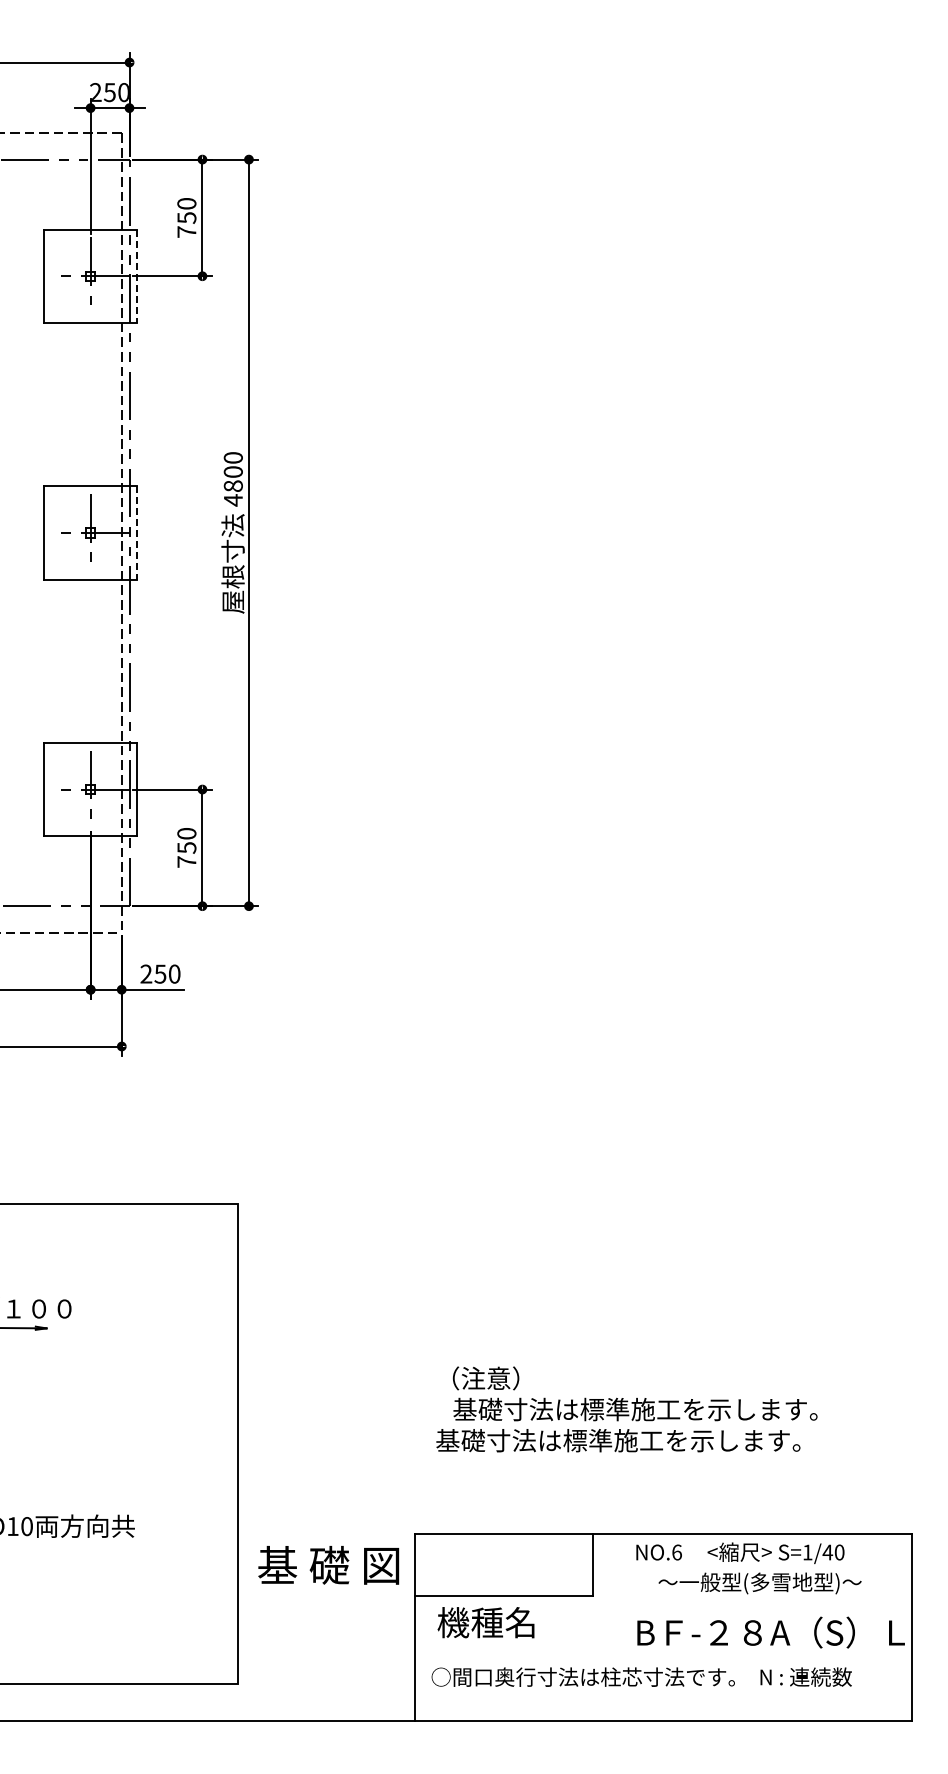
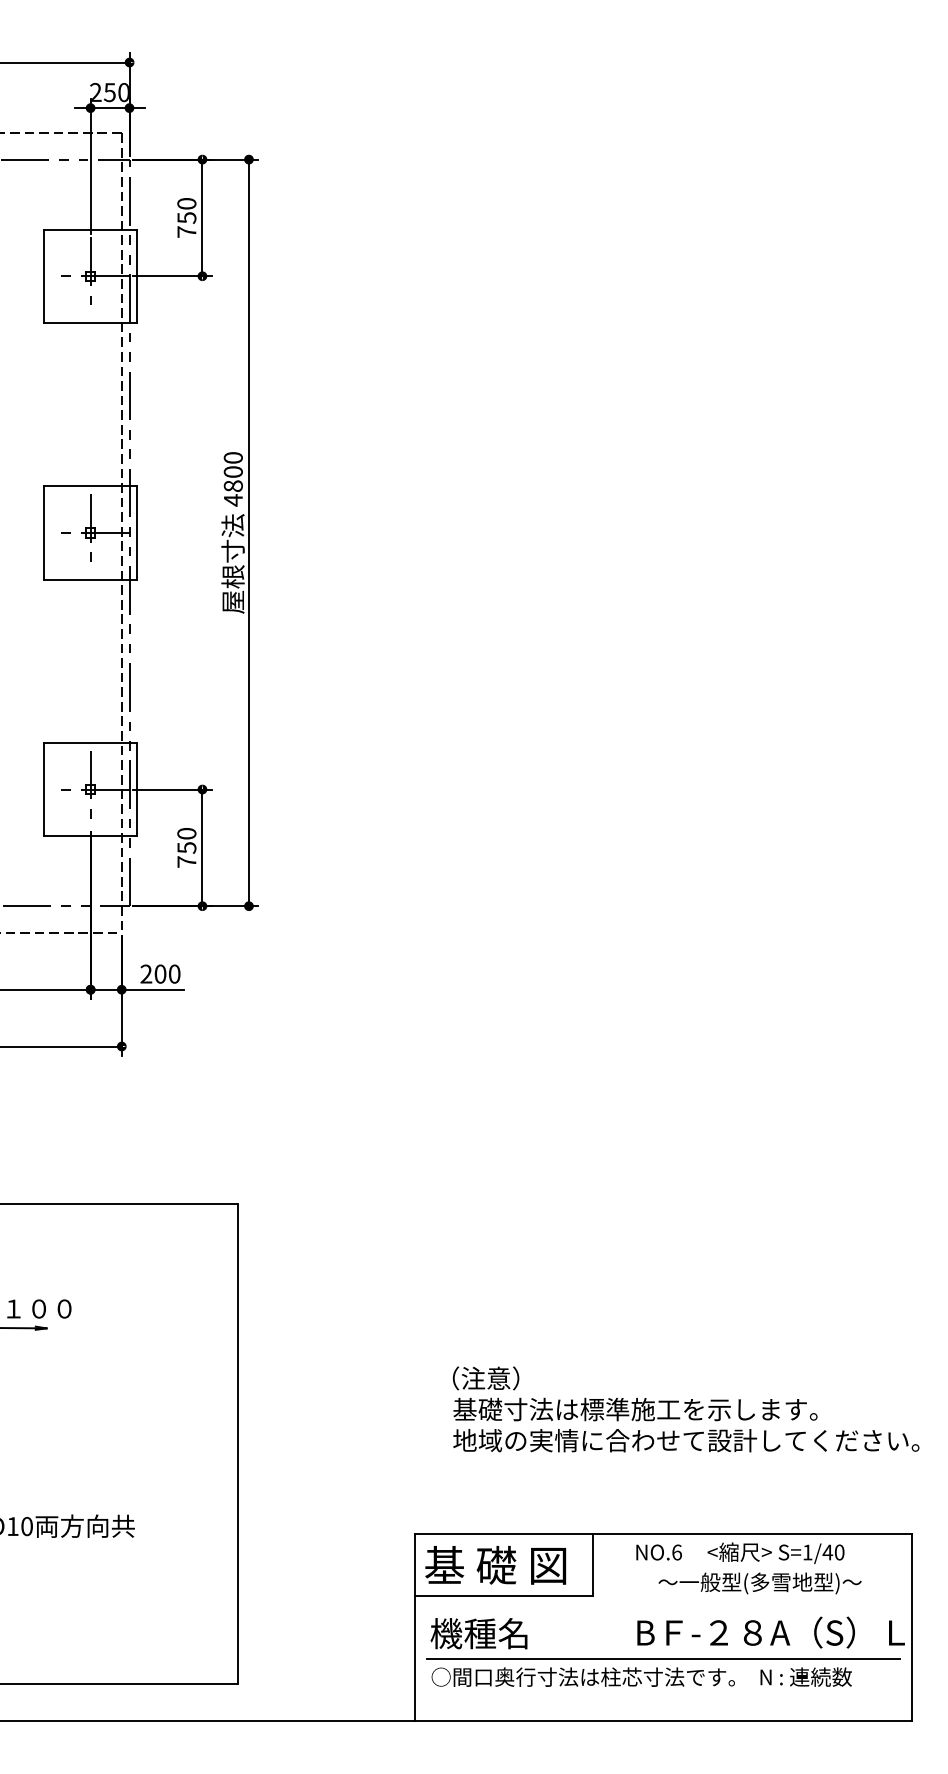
line: dashed -> solid (137, 276)
line: dashed -> solid (137, 532)
text: 250 -> 200 (160, 973)
text: 基礎寸法は標準施工を示します。 -> 地域の実情に合わせて設計してください。 (677, 1440)
text position: (328, 1565) -> (495, 1565) (495, 1565)
text position: (485, 1622) -> (478, 1633) (478, 1633)
line: none -> present (663, 1658)
